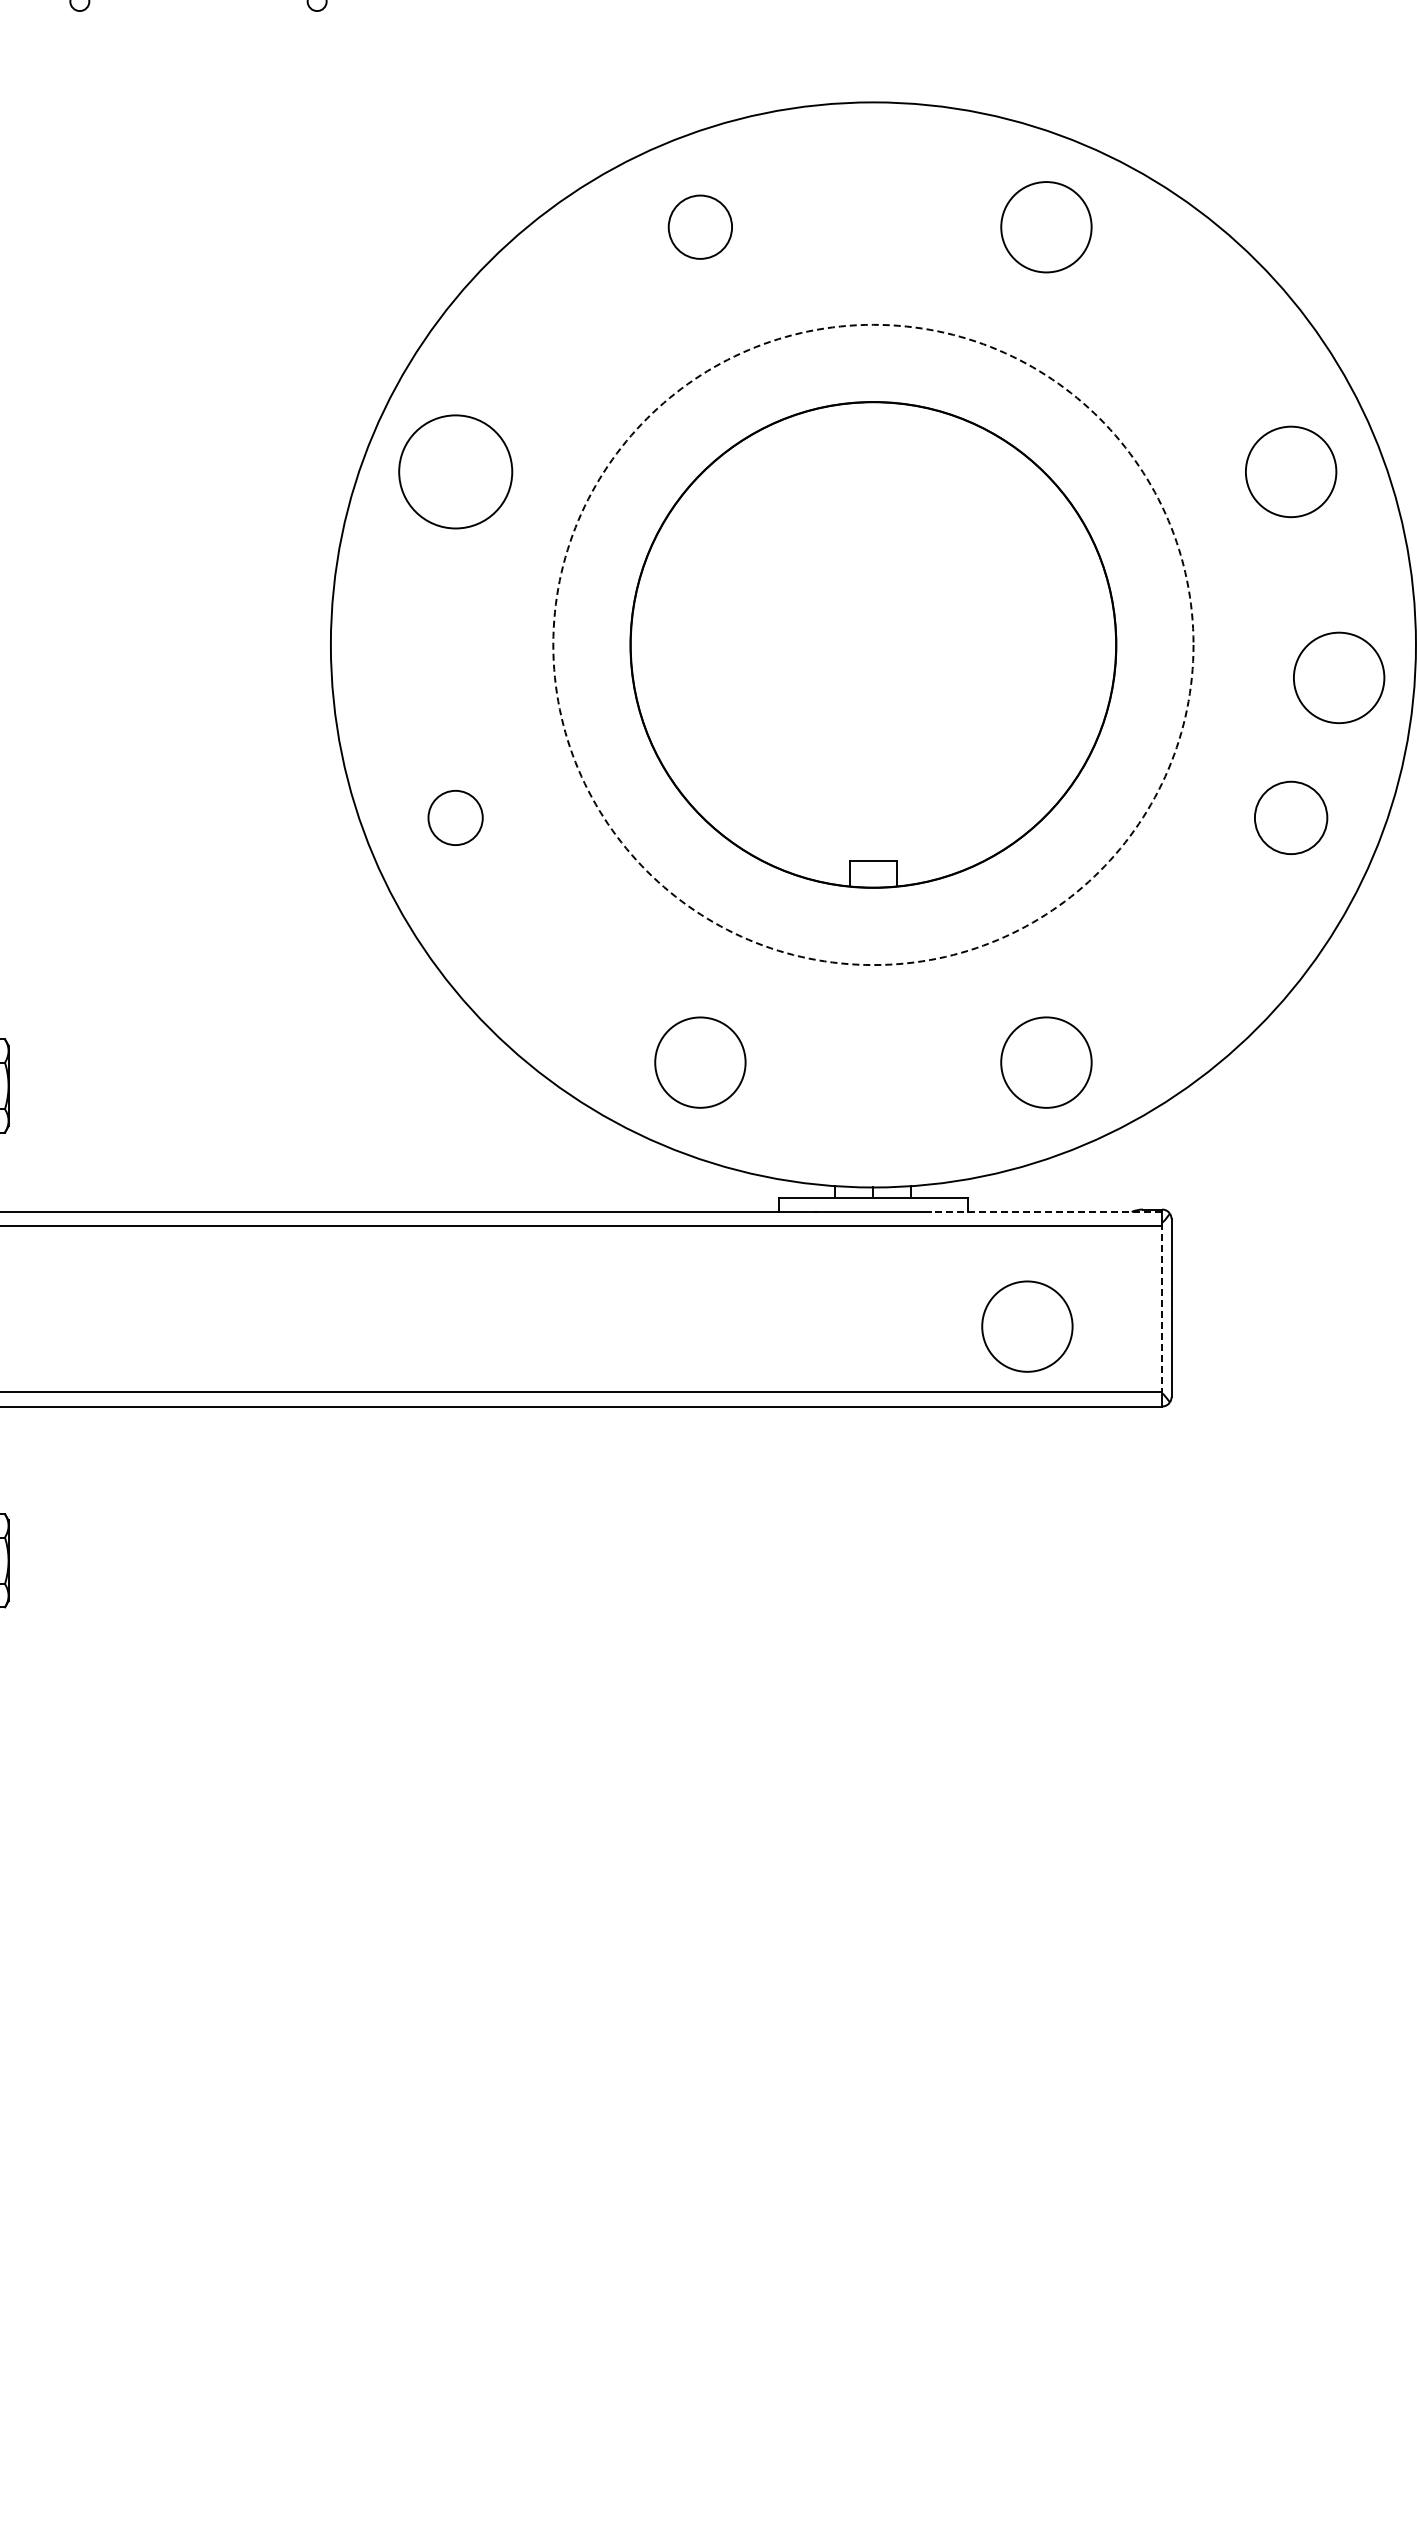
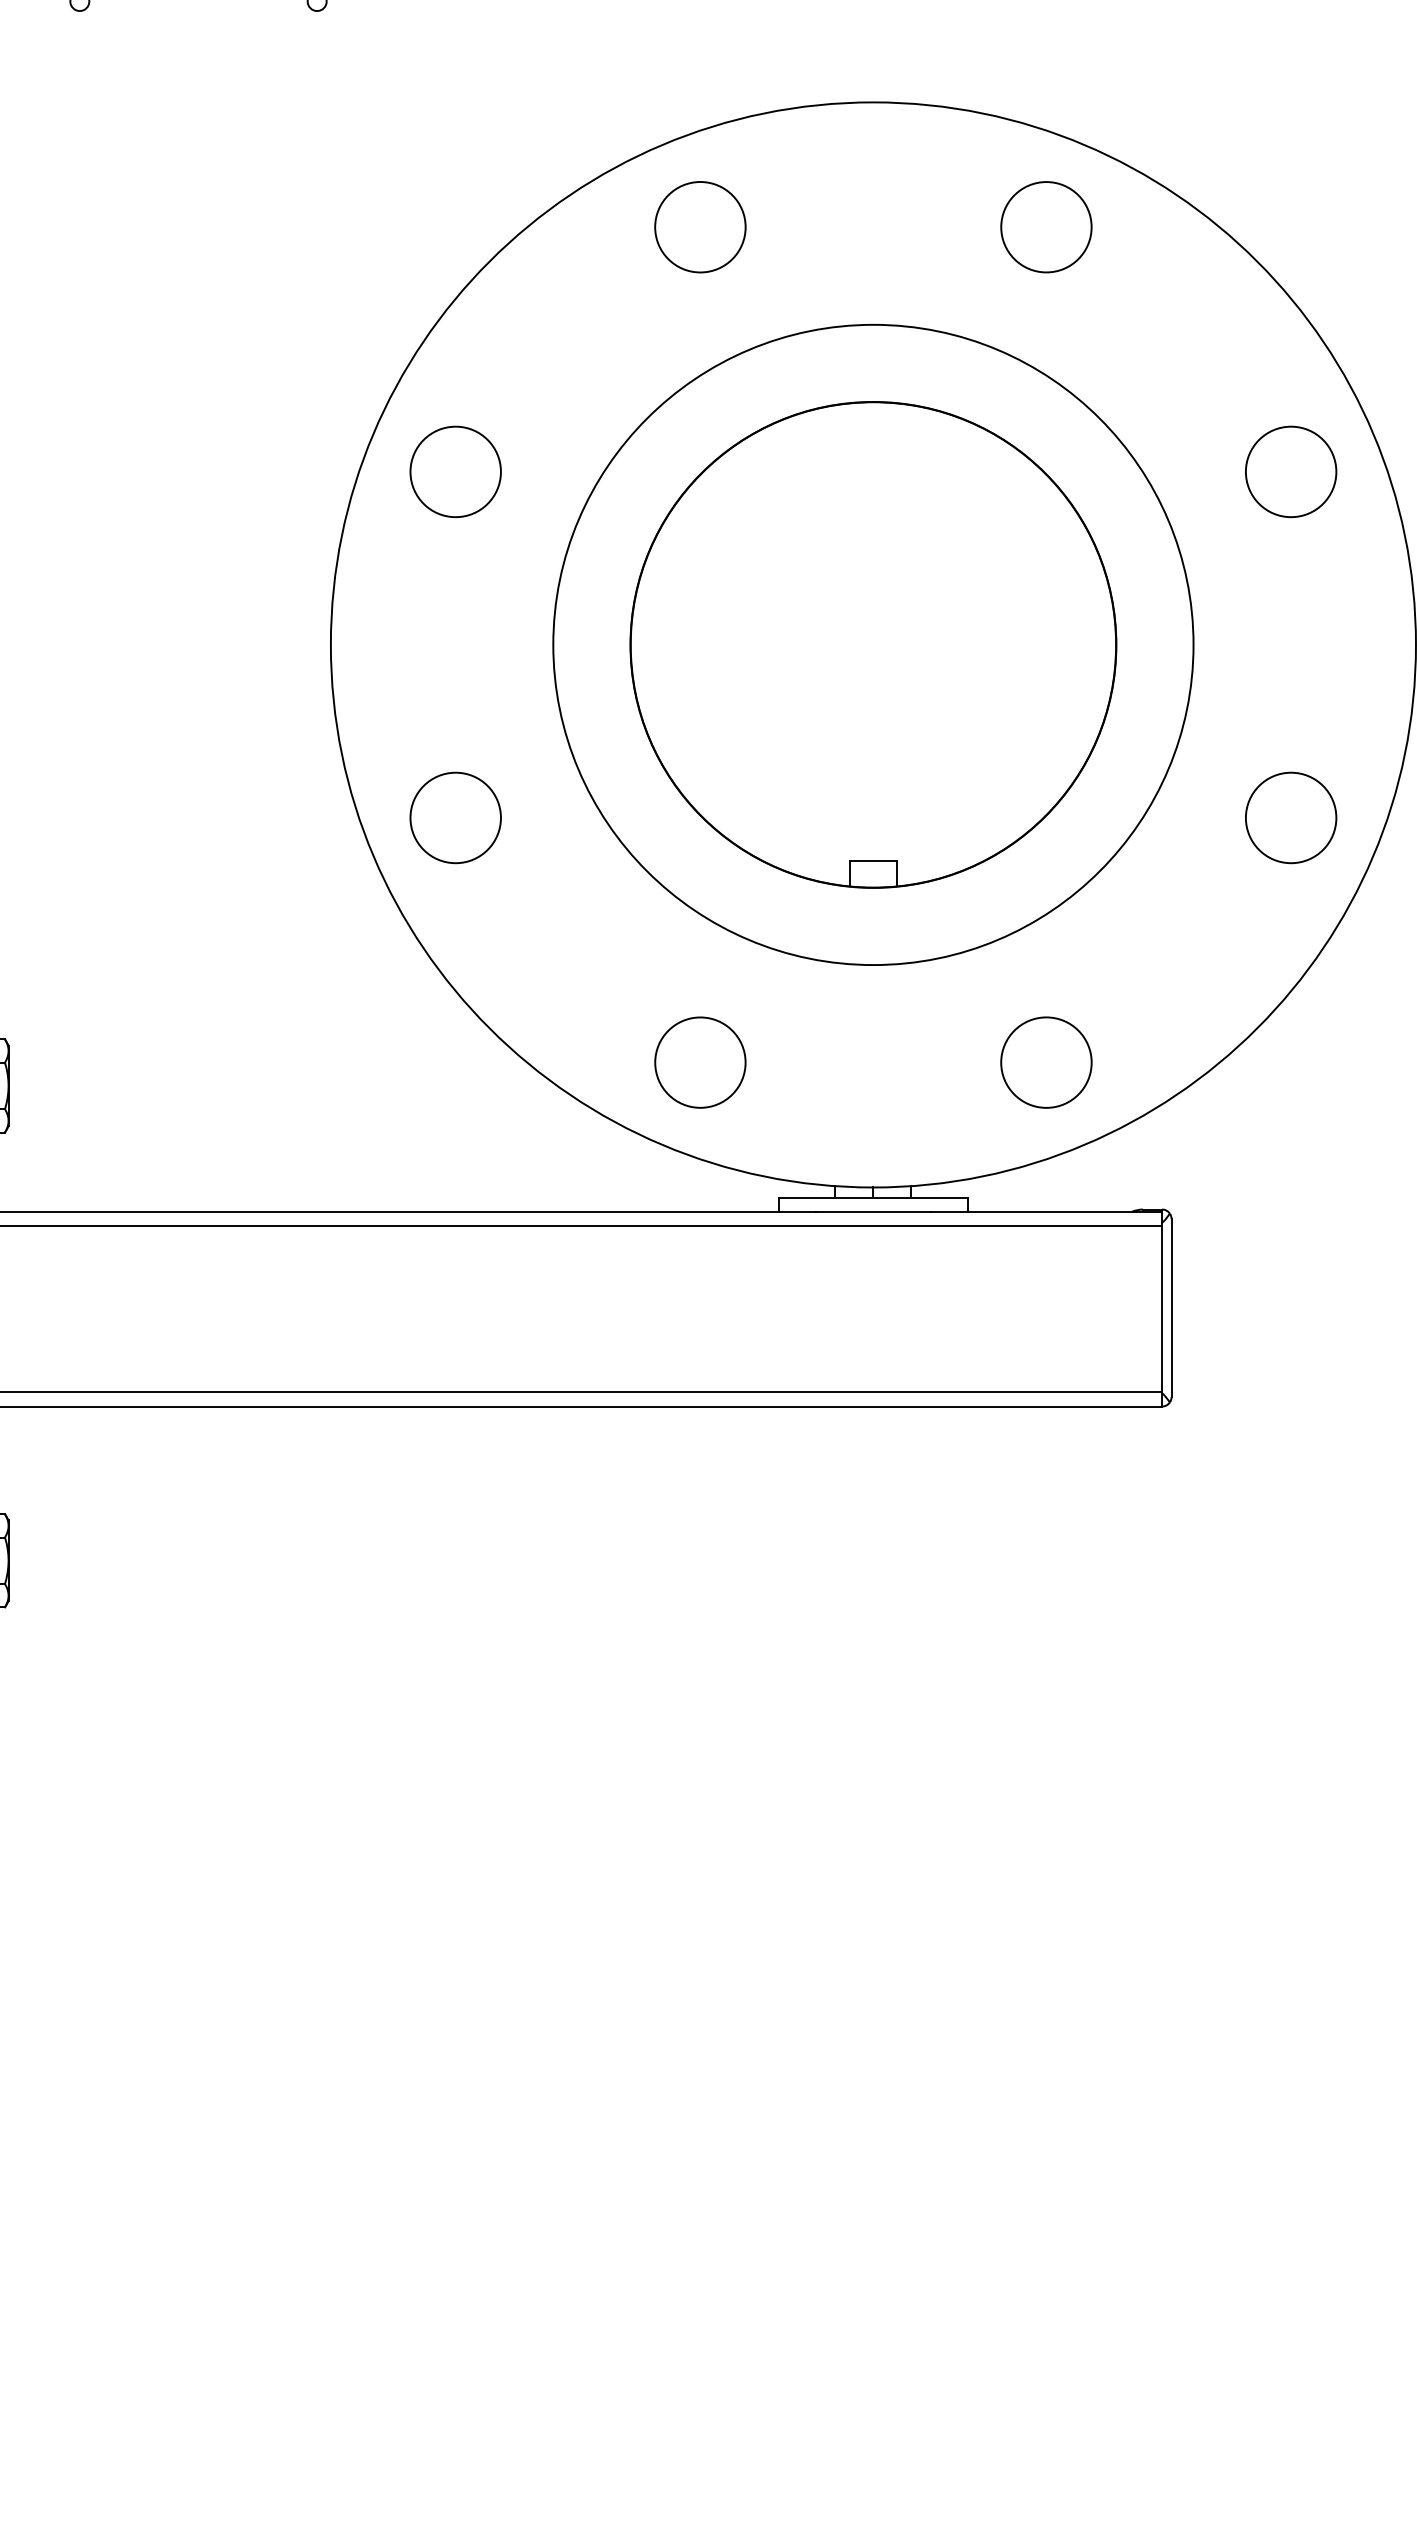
circle diameter: 63 px -> 90 px (700, 227)
circle diameter: 113 px -> 90 px (455, 471)
circle: dashed -> solid (873, 644)
circle: present -> none (1339, 677)
circle size: 57x56 px -> 93x94 px (455, 817)
circle diameter: 72 px -> 90 px (1290, 817)
line: dashed -> solid (1046, 1211)
line: dashed -> solid (1162, 1308)
circle: present -> none (1027, 1326)
